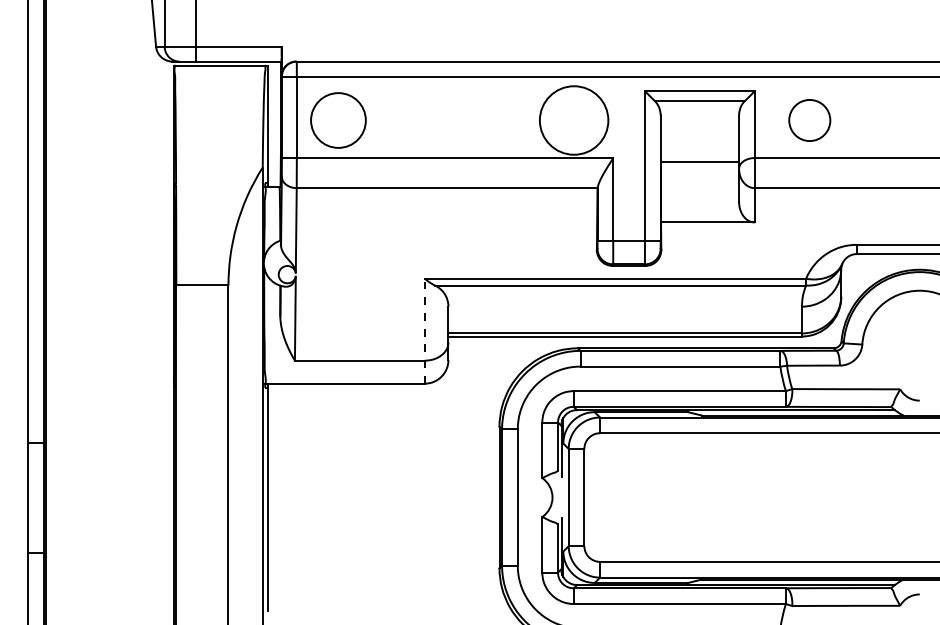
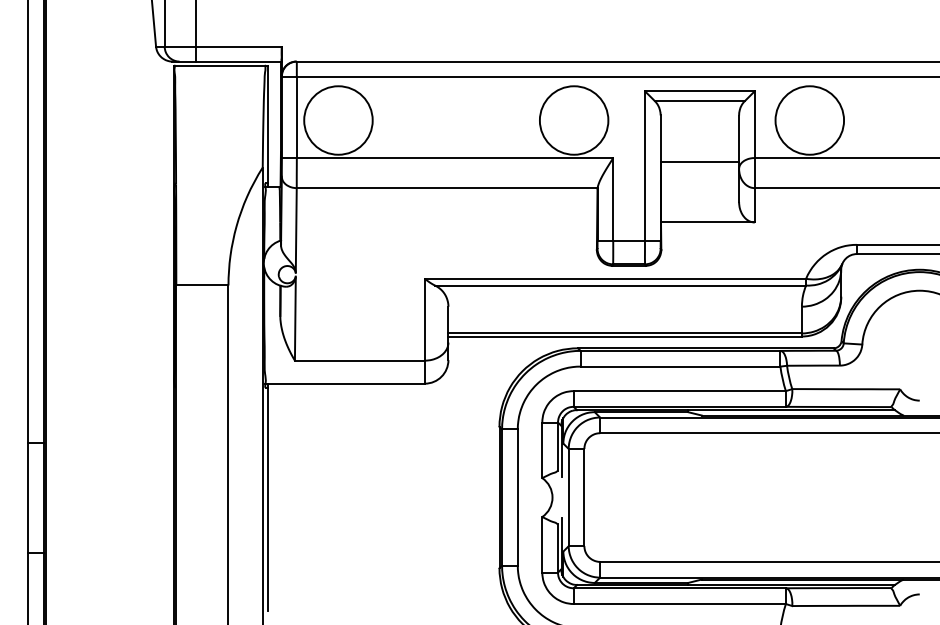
circle diameter: 55 px -> 68 px (338, 120)
circle diameter: 41 px -> 68 px (809, 120)
line: dashed -> solid (424, 330)
